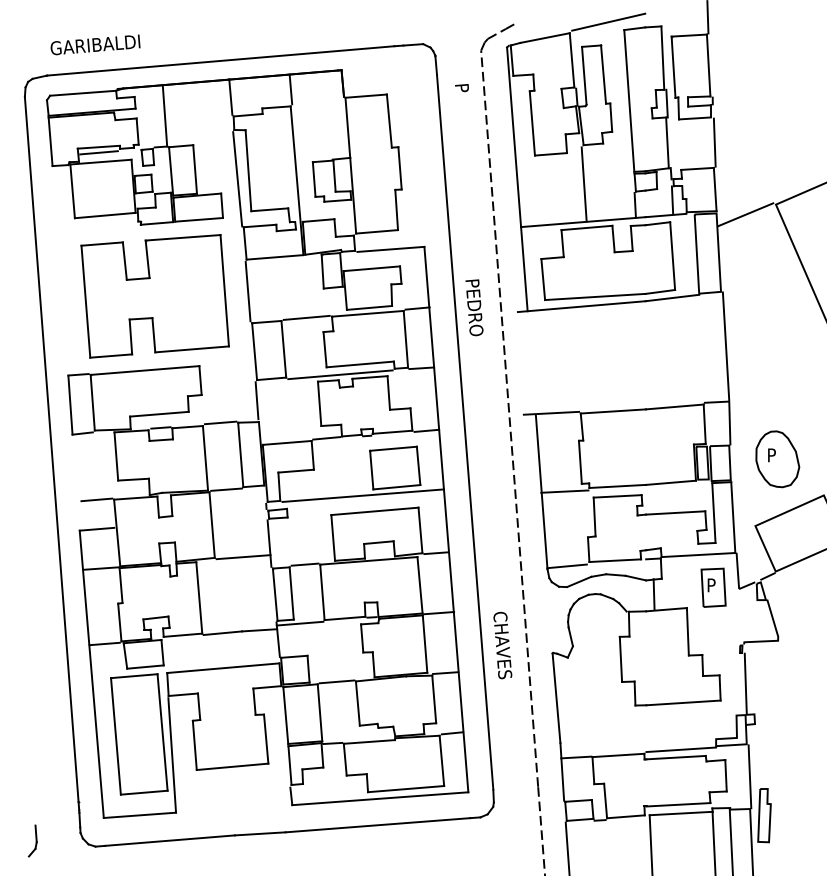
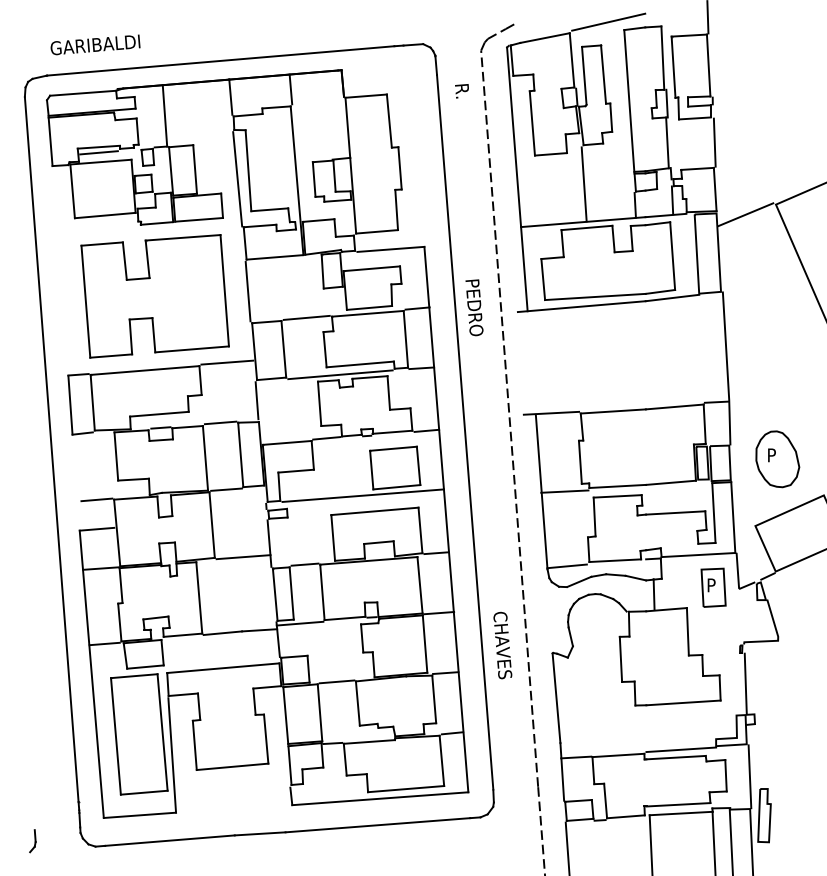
text: P -> R. (458, 92)
line: none -> present (227, 362)
part size: 11x34 px -> 8x25 px (32, 841)
